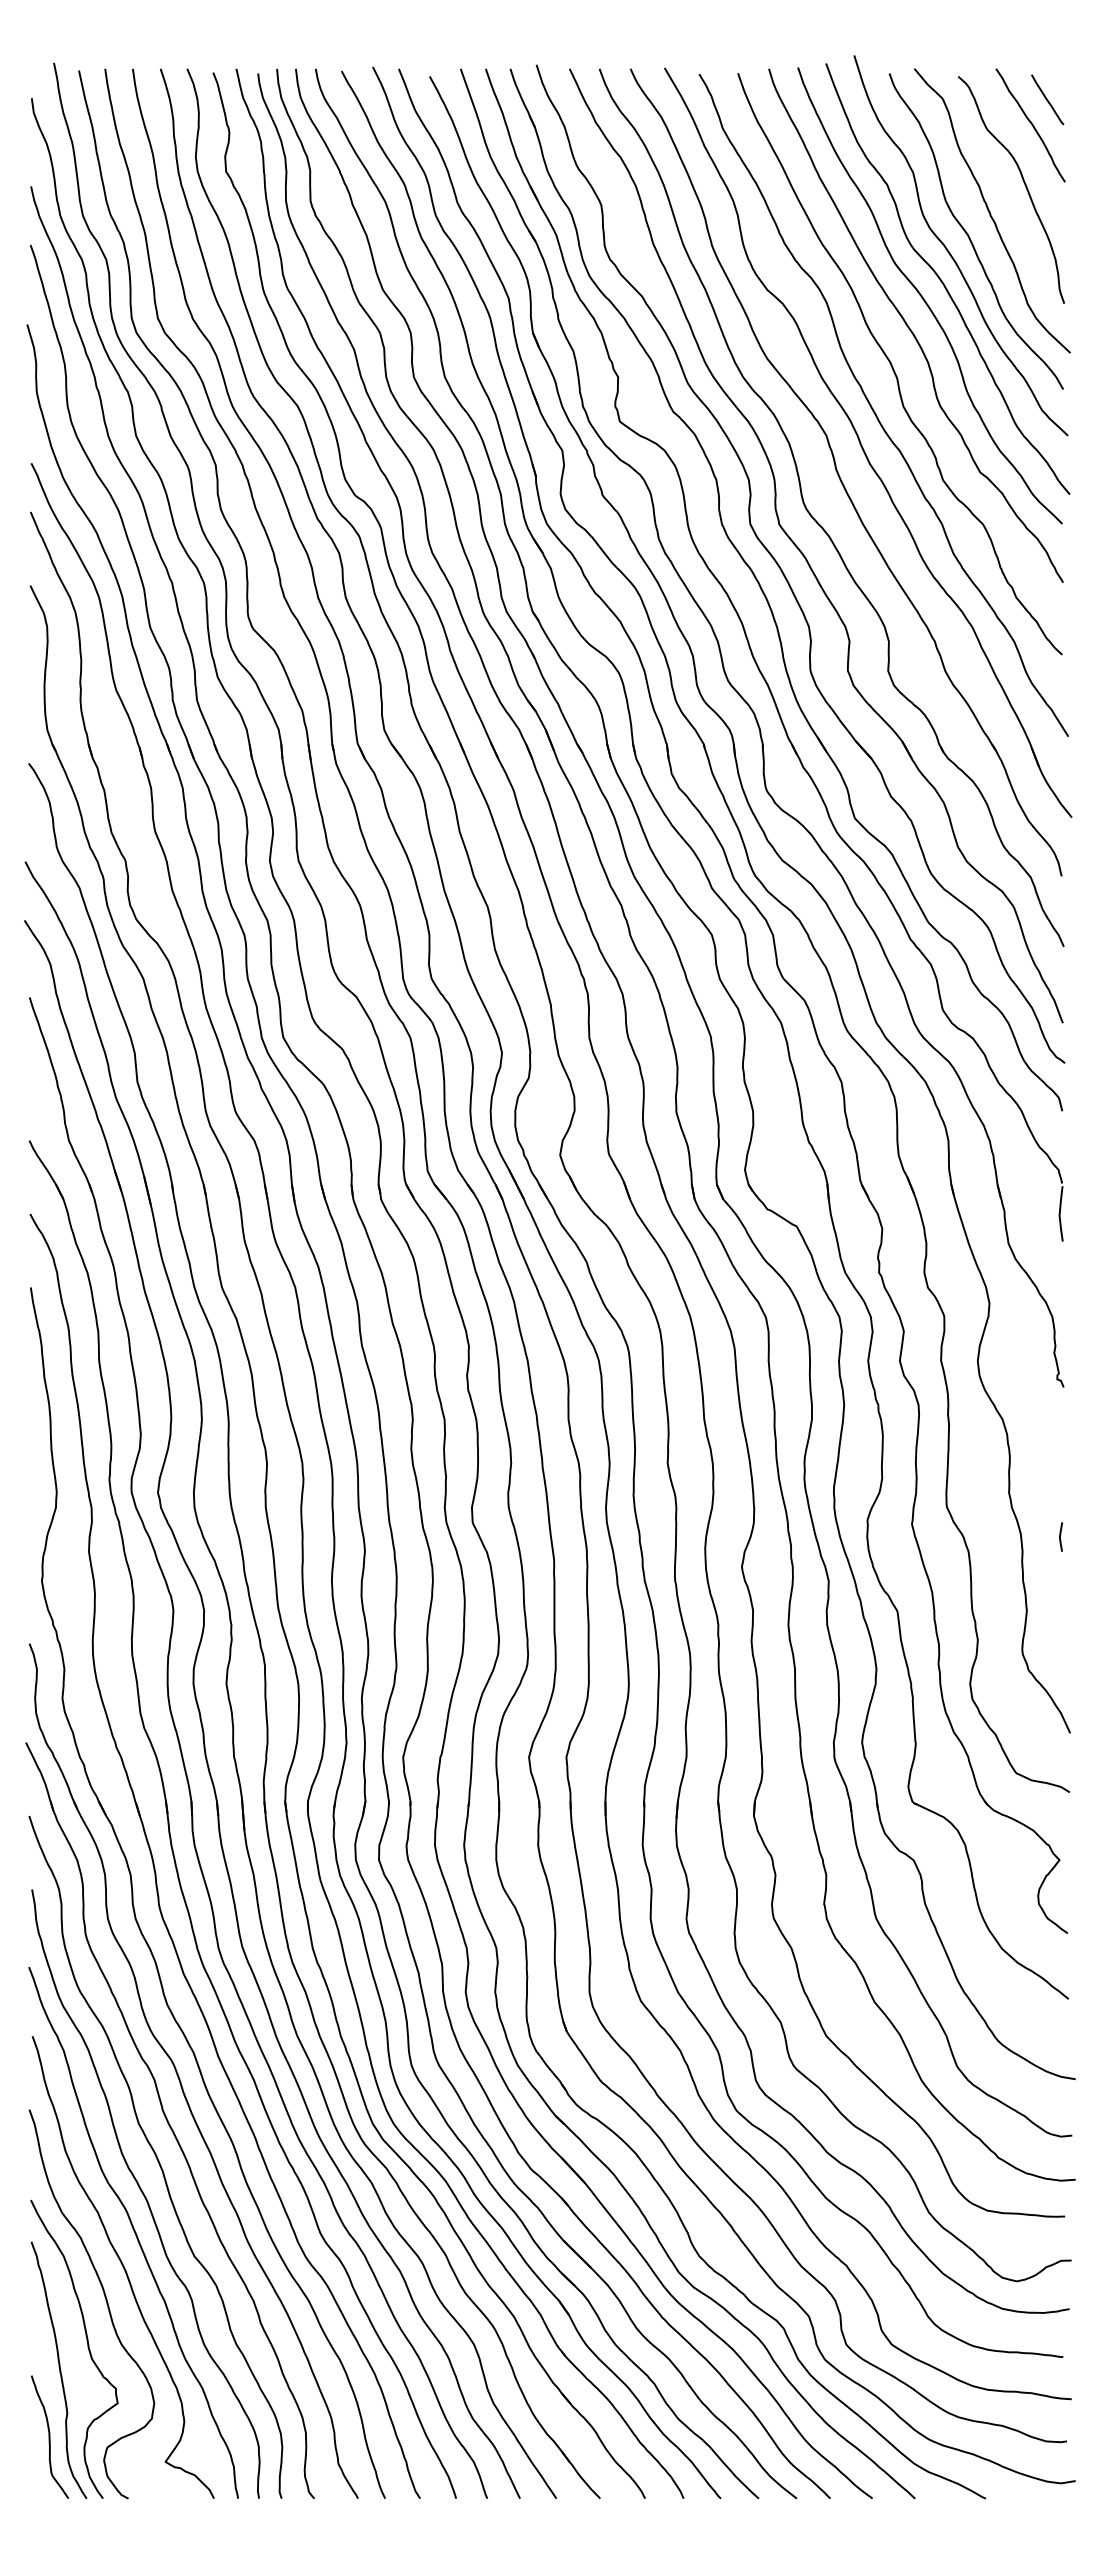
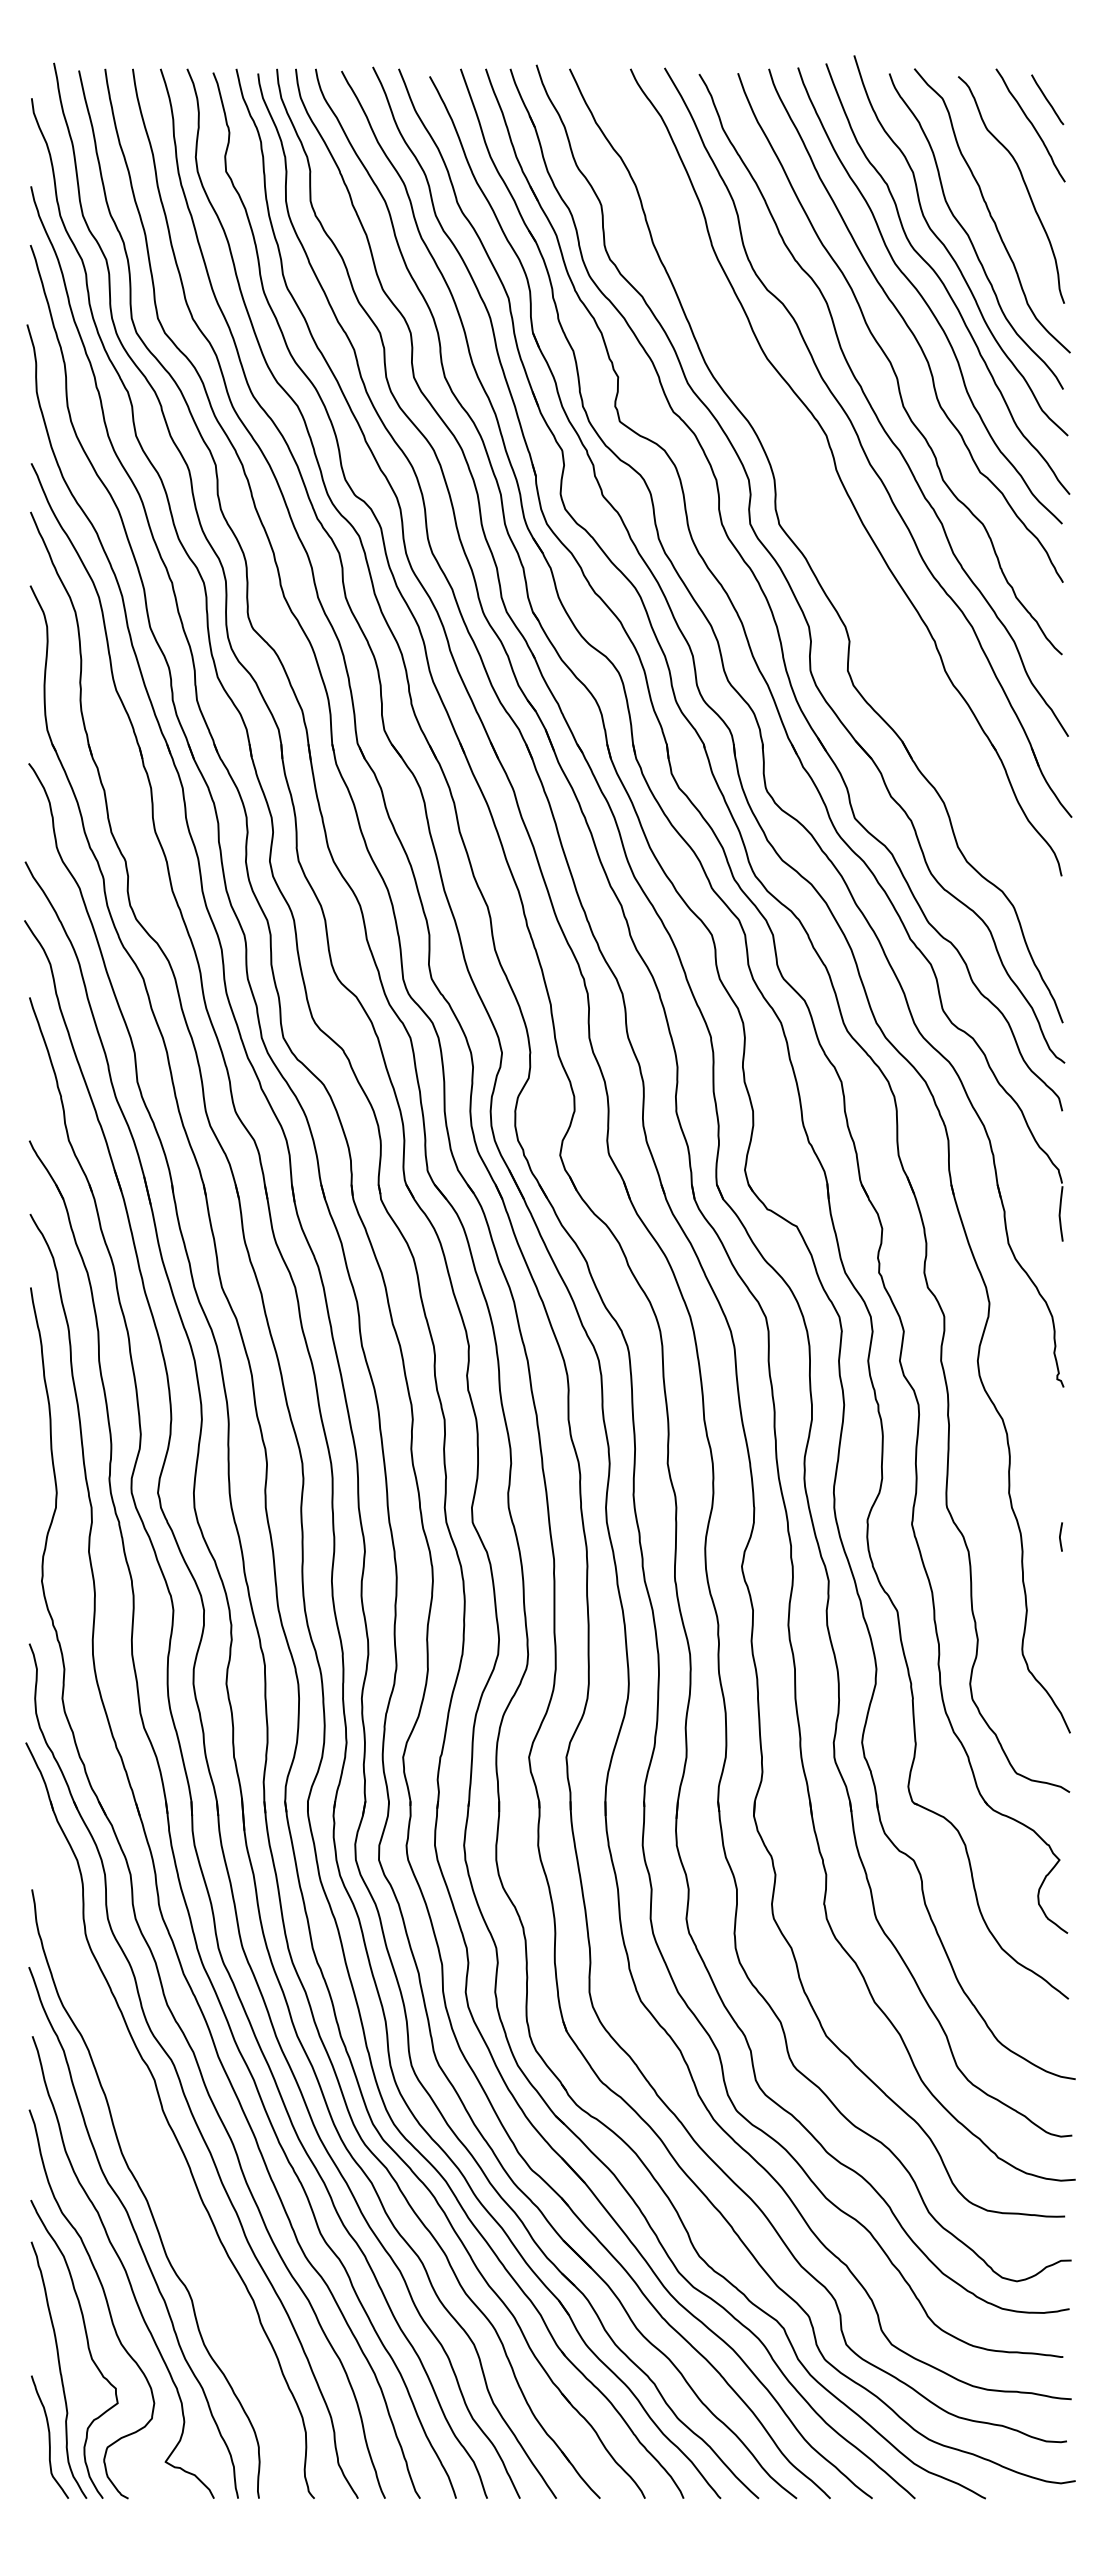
part: present -> none (817, 521)
curve: present -> none (155, 2157)
